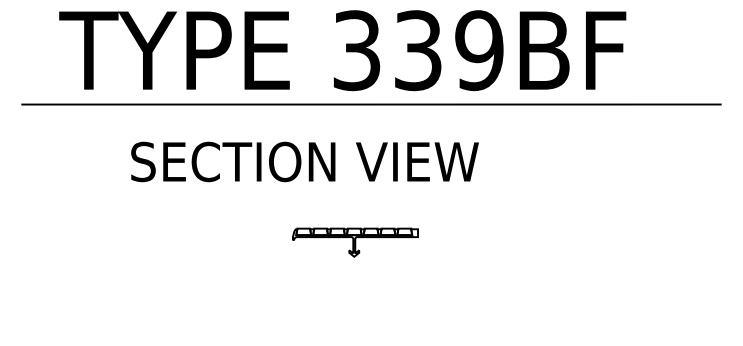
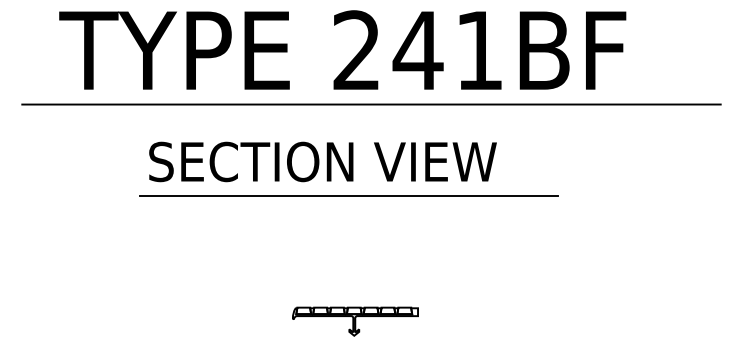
text: 339BF -> 241BF (418, 50)
text position: (304, 161) -> (322, 161) (322, 161)
line: none -> present (348, 195)
part position: (355, 242) -> (355, 321) (355, 321)
